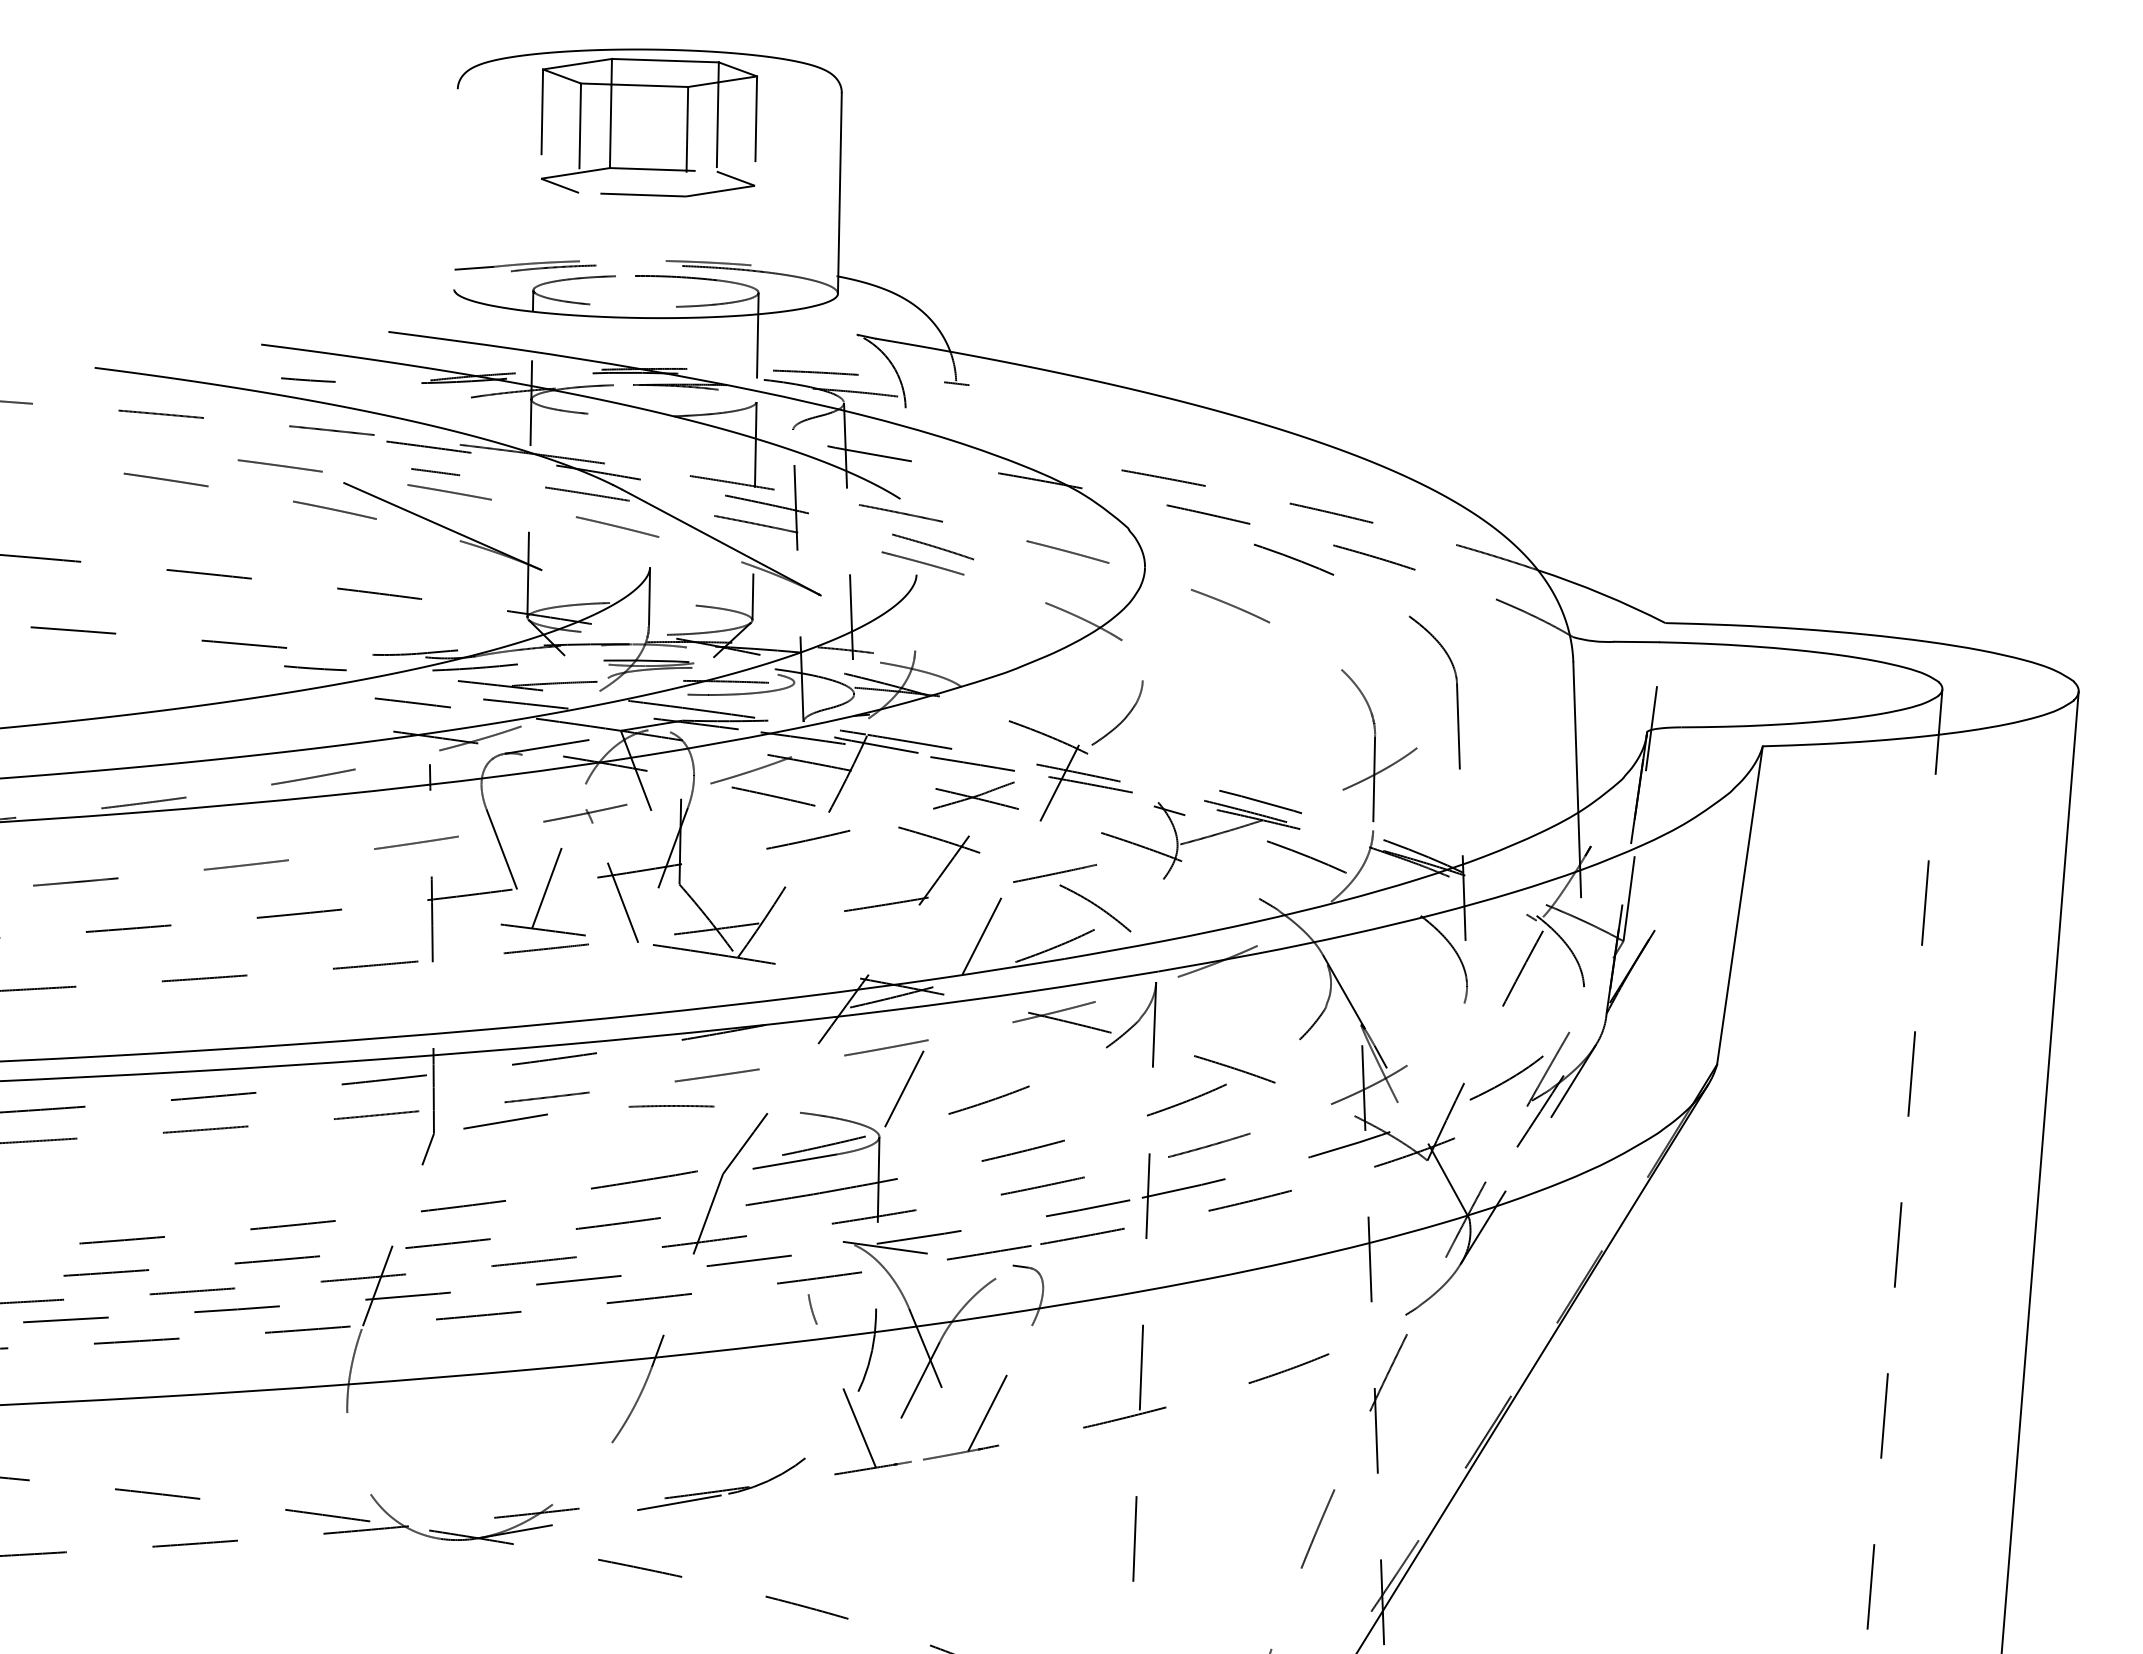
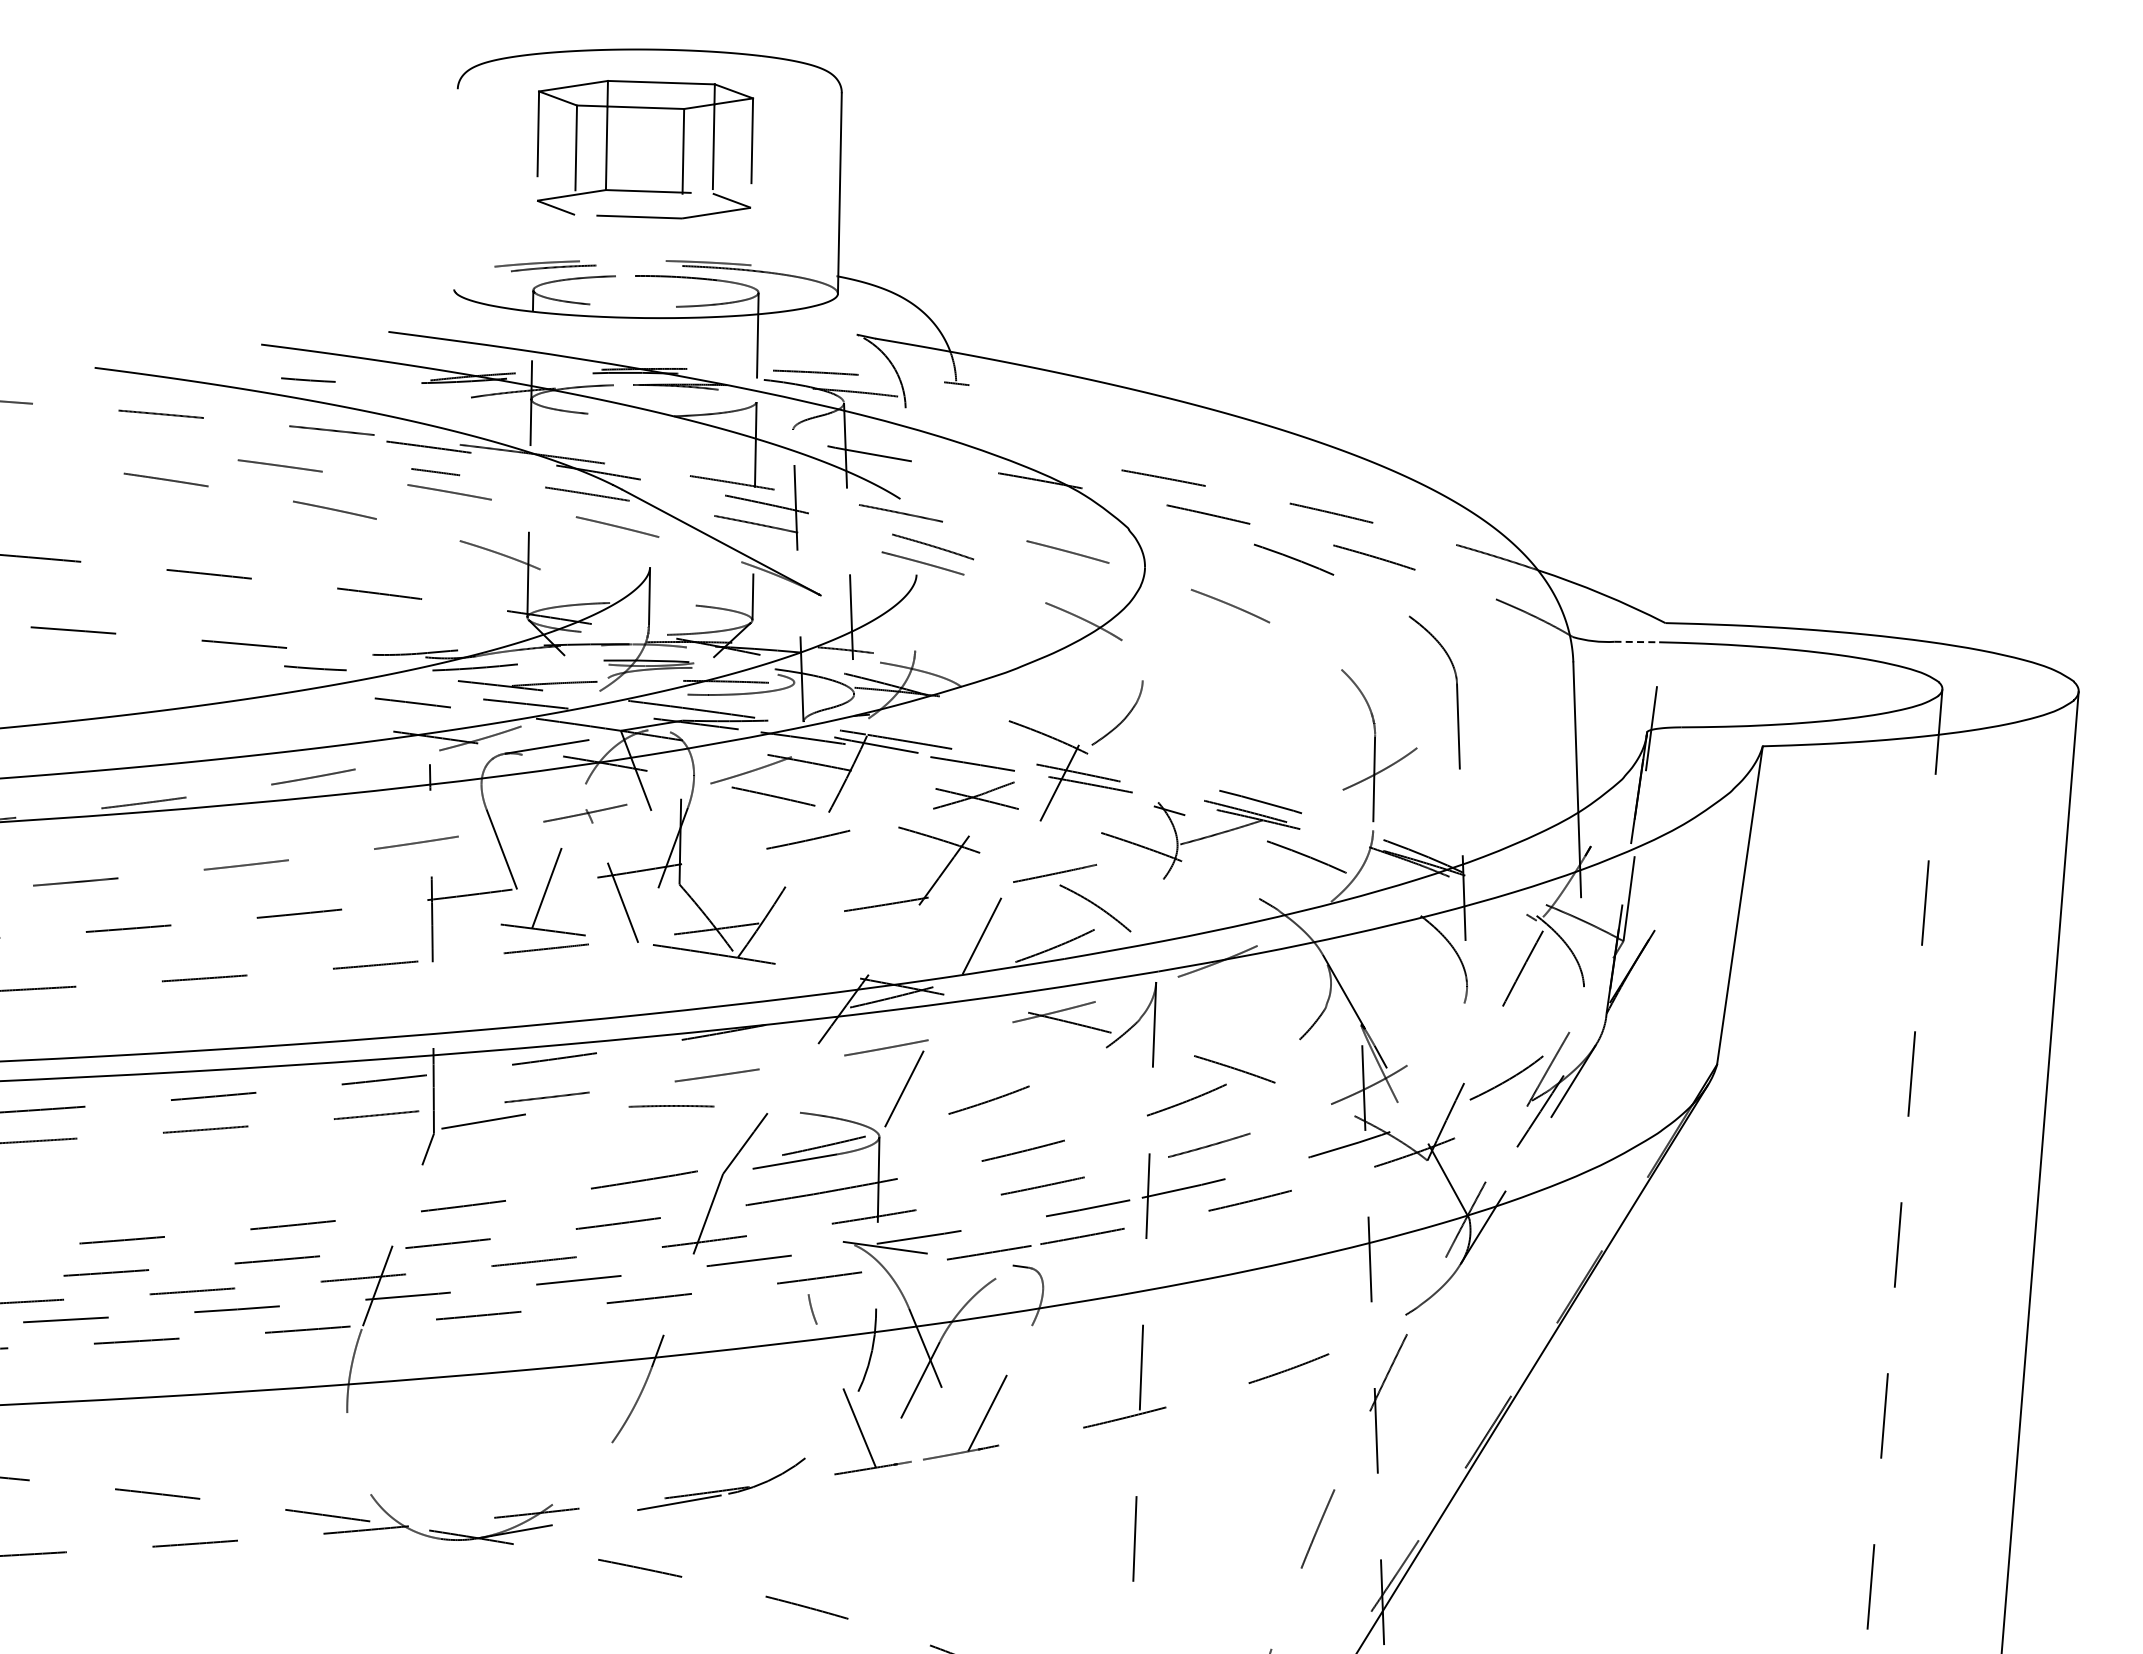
part position: (649, 127) -> (645, 149) (645, 149)
line: present -> none (474, 267)
line: present -> none (442, 526)
line: solid -> dashed (1637, 642)
line position: (505, 1121) -> (483, 1121) (483, 1121)
